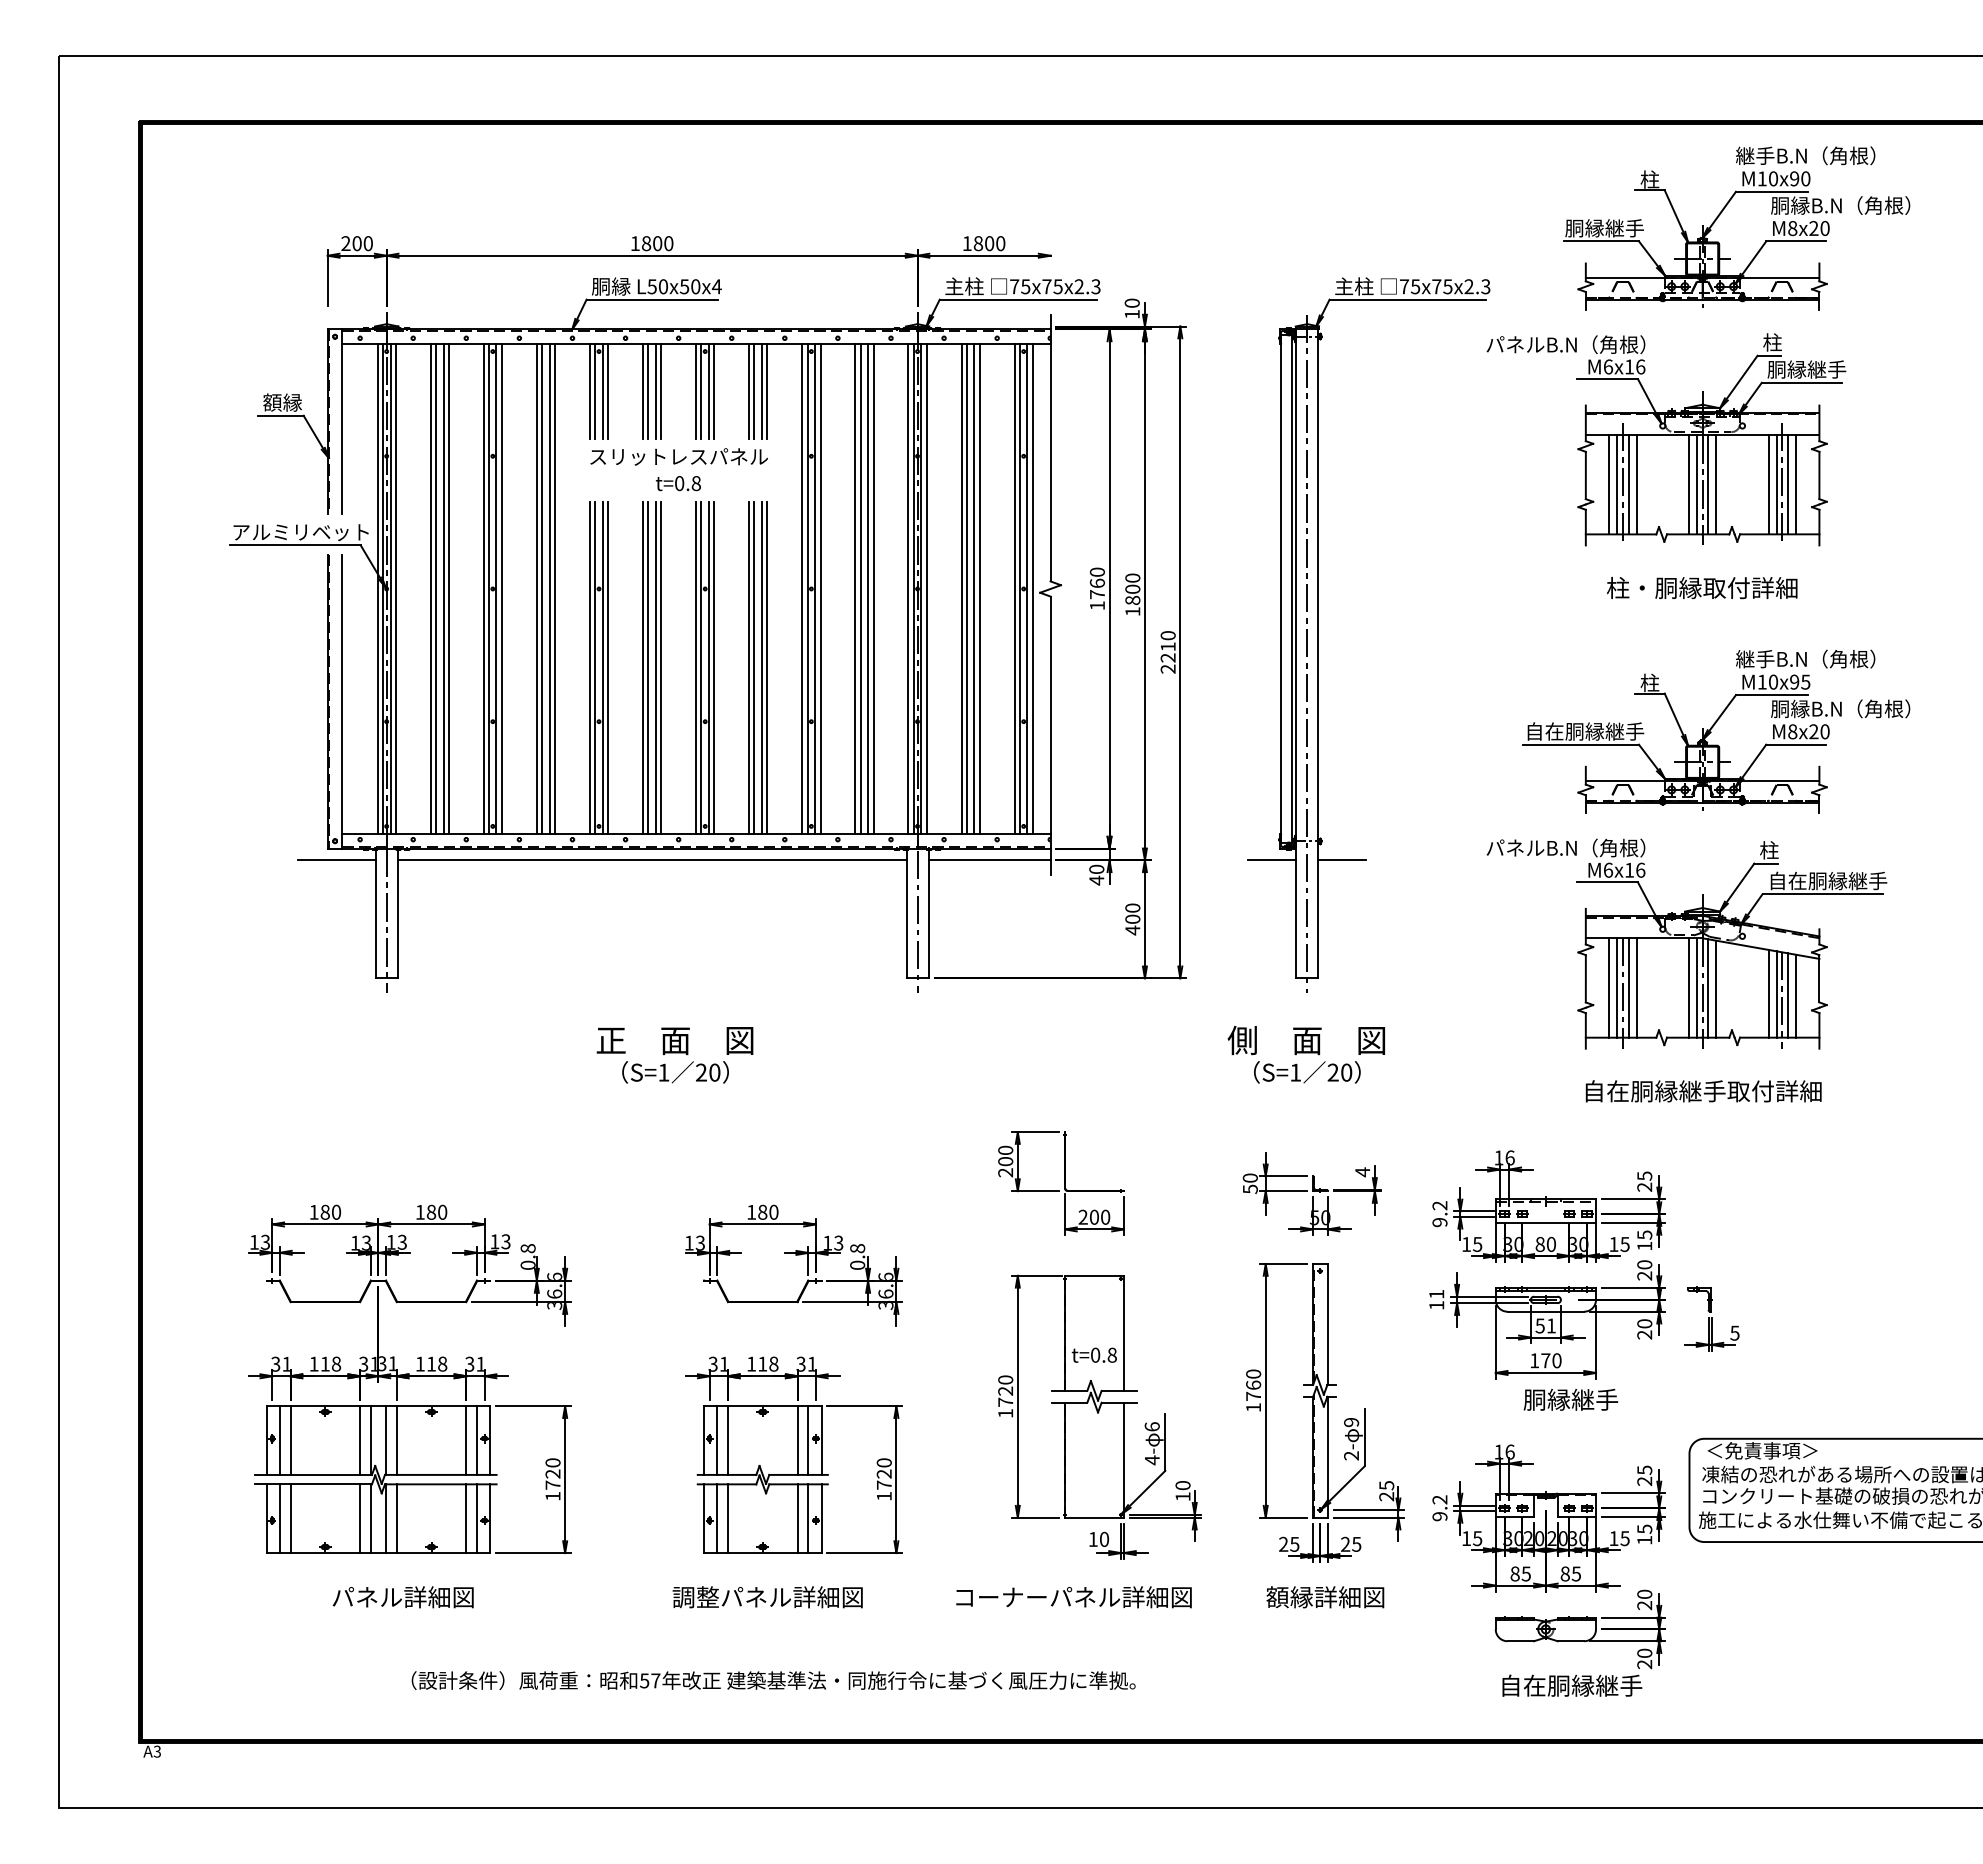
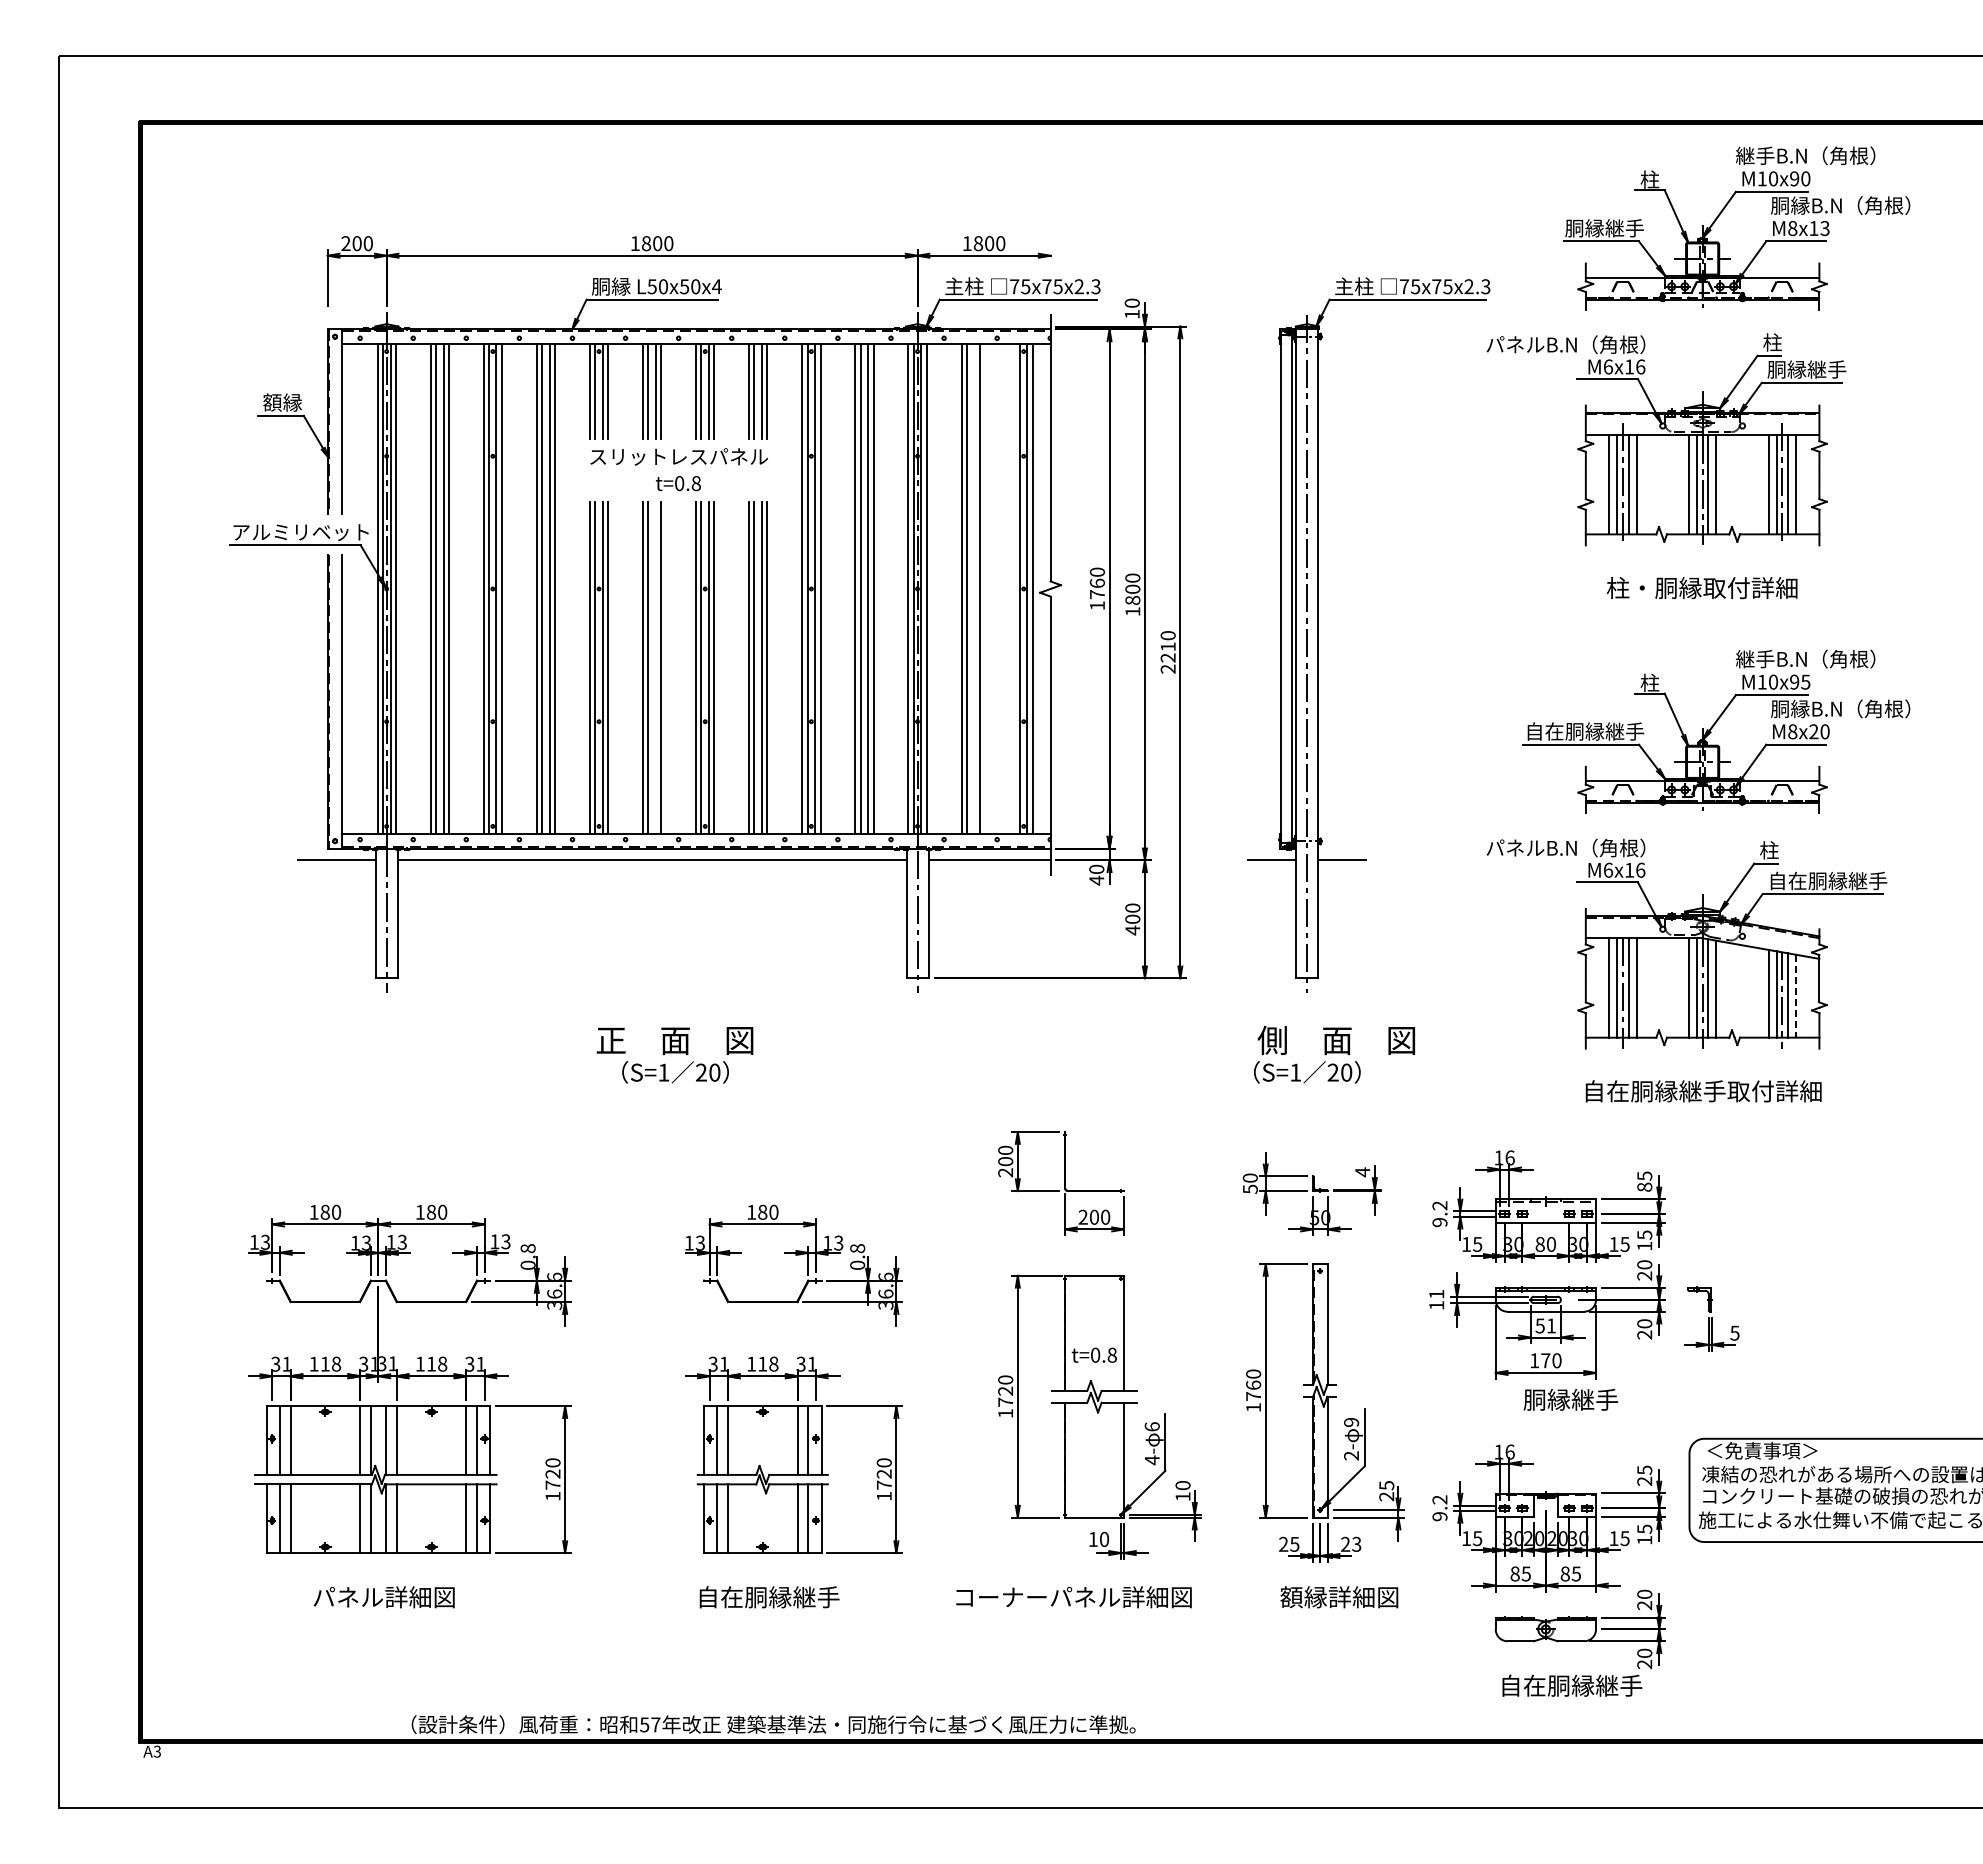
text: M8x20 -> M8x13 (1819, 227)
line: present -> none (974, 588)
line: present -> none (1014, 588)
line: present -> none (655, 667)
line: solid -> dashed (1795, 996)
text position: (1305, 1040) -> (1335, 1040) (1335, 1040)
text: 25 -> 85 (1644, 1186)
text: 25 -> 23 (1356, 1543)
text position: (402, 1597) -> (383, 1597) (383, 1597)
text: 調整パネル詳細図 -> 自在胴縁継手 (767, 1597)
text position: (1325, 1597) -> (1339, 1597) (1339, 1597)
text position: (773, 1680) -> (773, 1724) (773, 1724)
